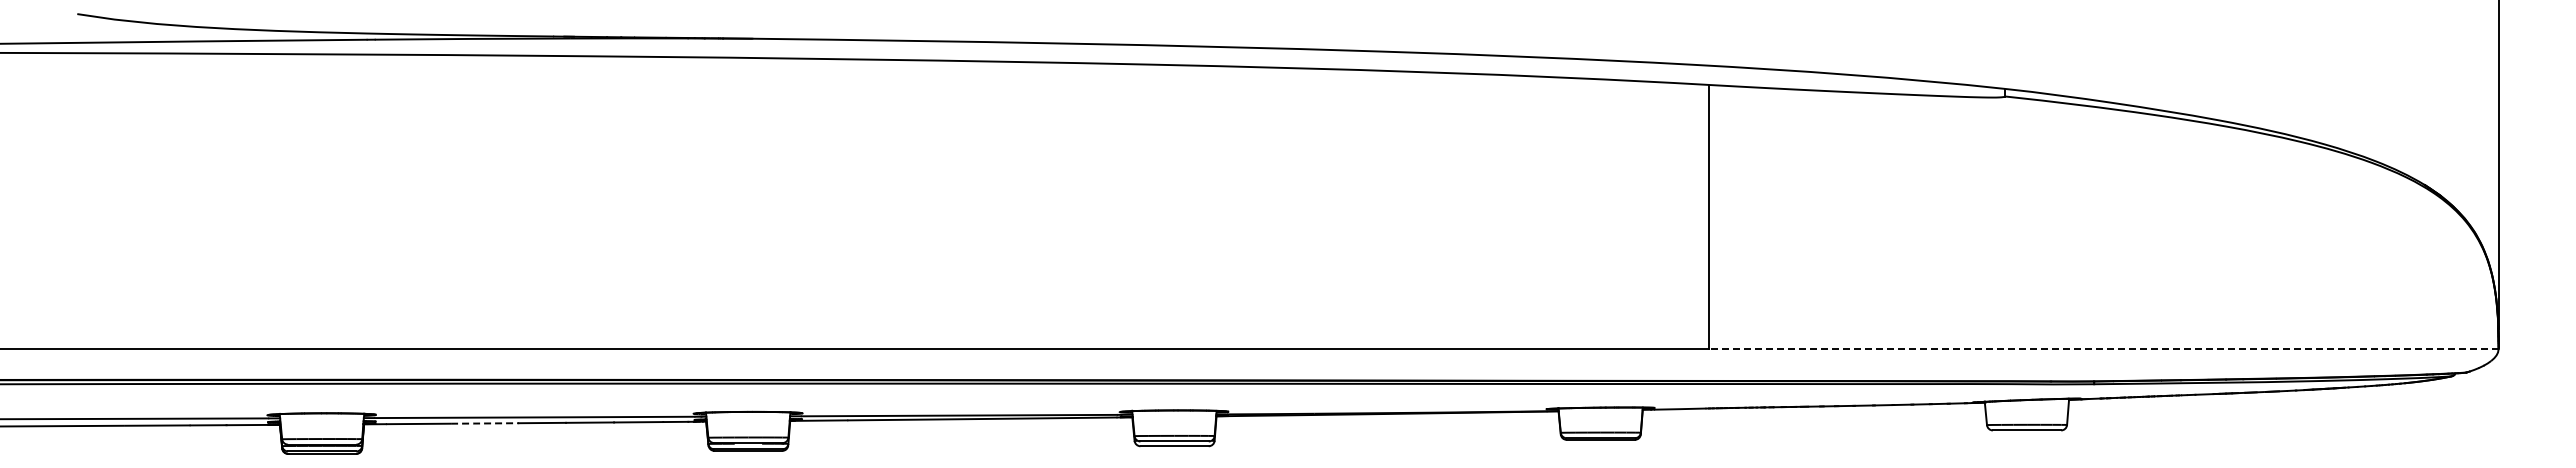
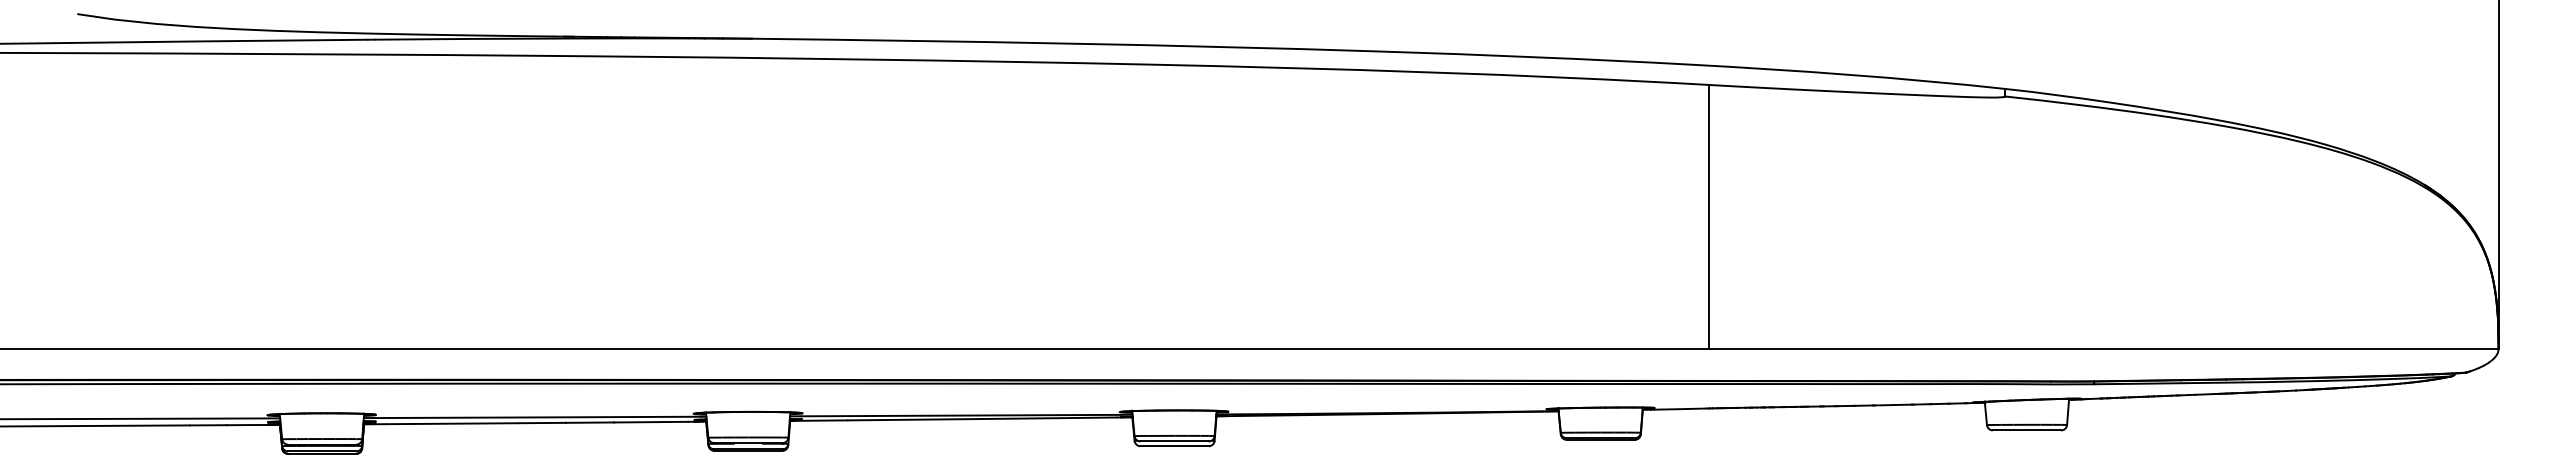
line: dashed -> solid (2104, 348)
line: dashed -> solid (484, 423)
